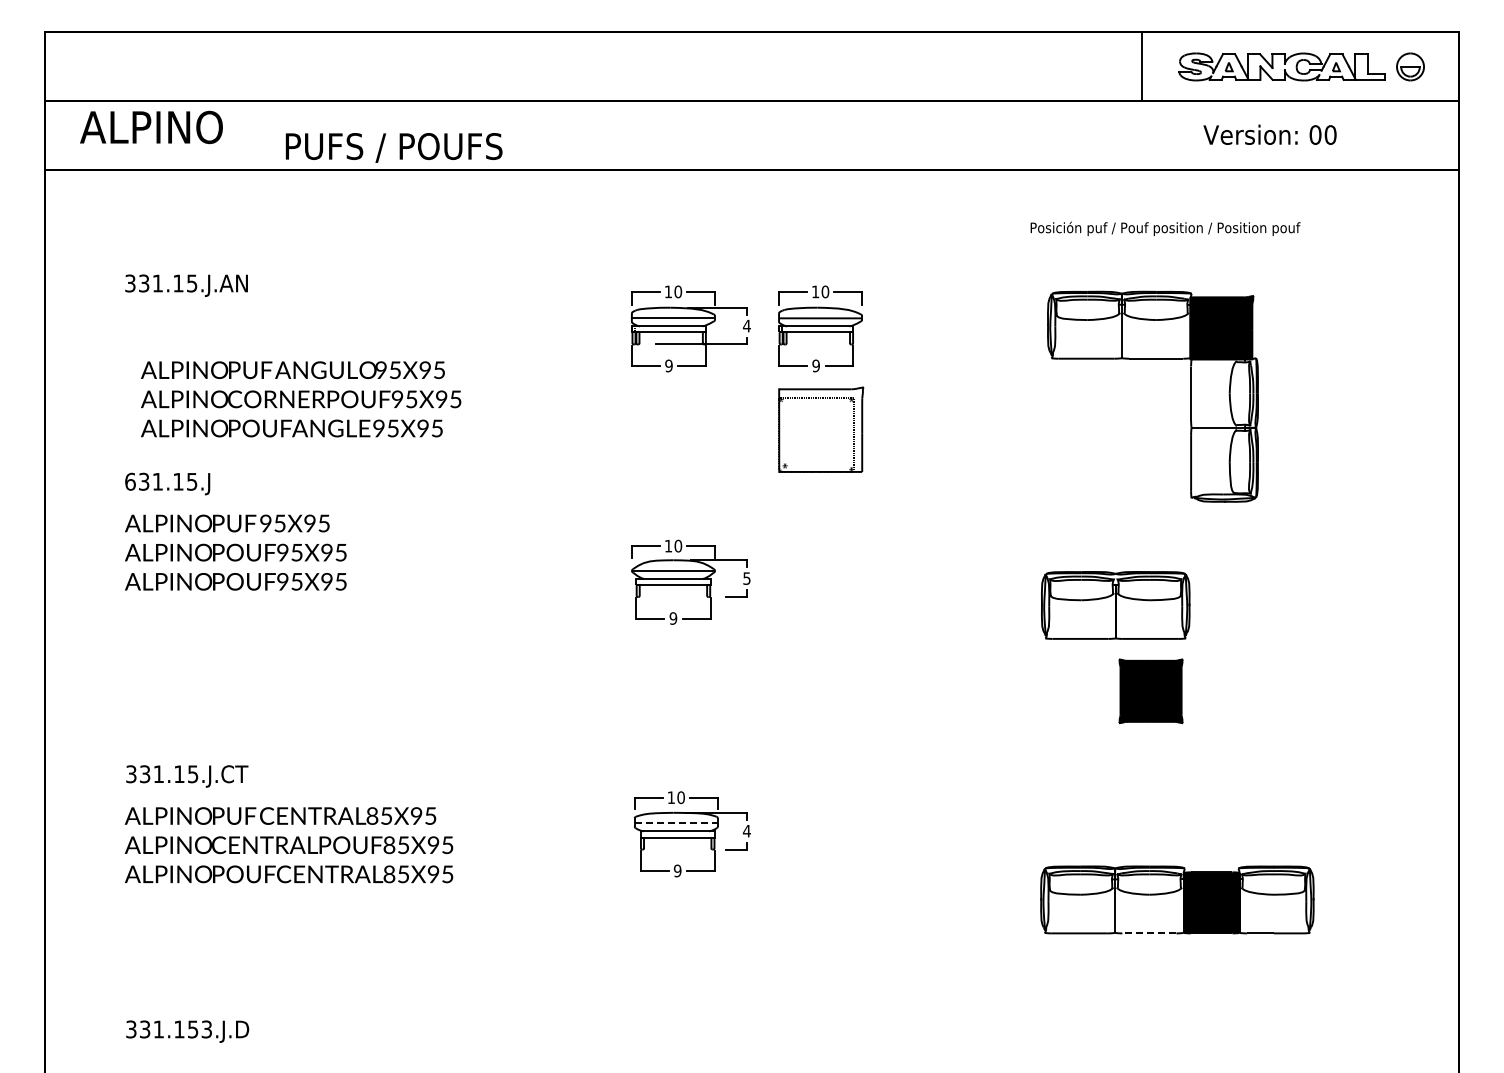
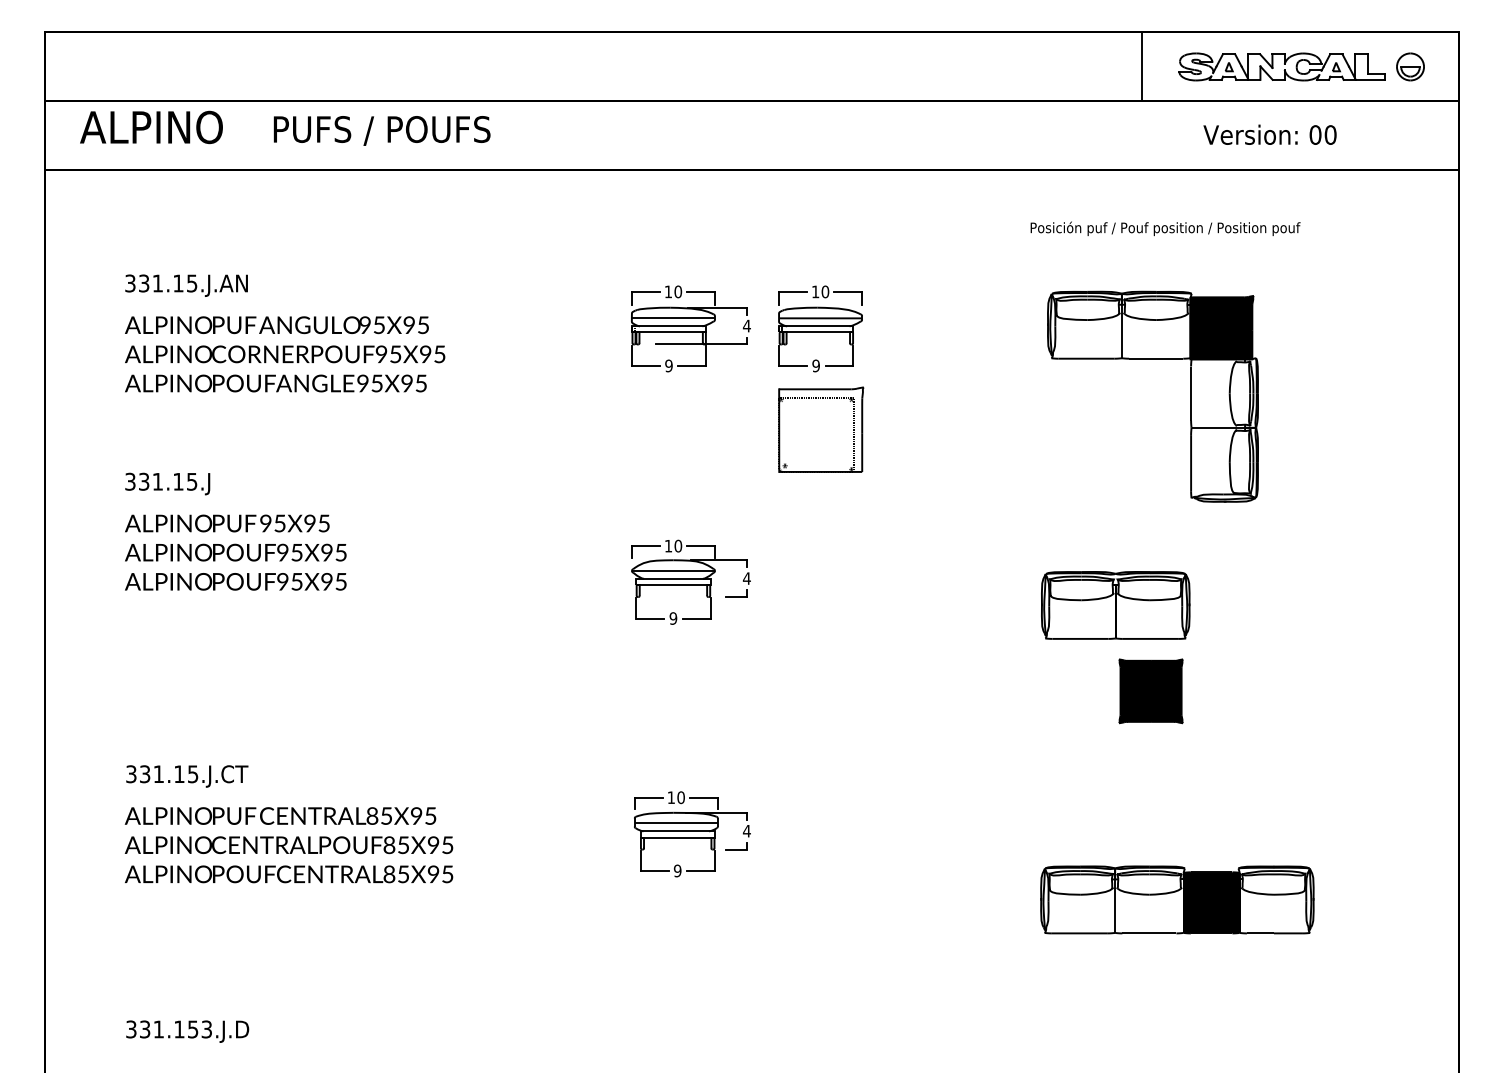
text position: (393, 147) -> (381, 130) (381, 130)
text position: (301, 399) -> (285, 354) (285, 354)
text: 631.15.J -> 331.15.J (130, 481)
text: 5 -> 4 (746, 578)
line: dashed -> solid (676, 822)
line: dashed -> solid (1148, 933)
